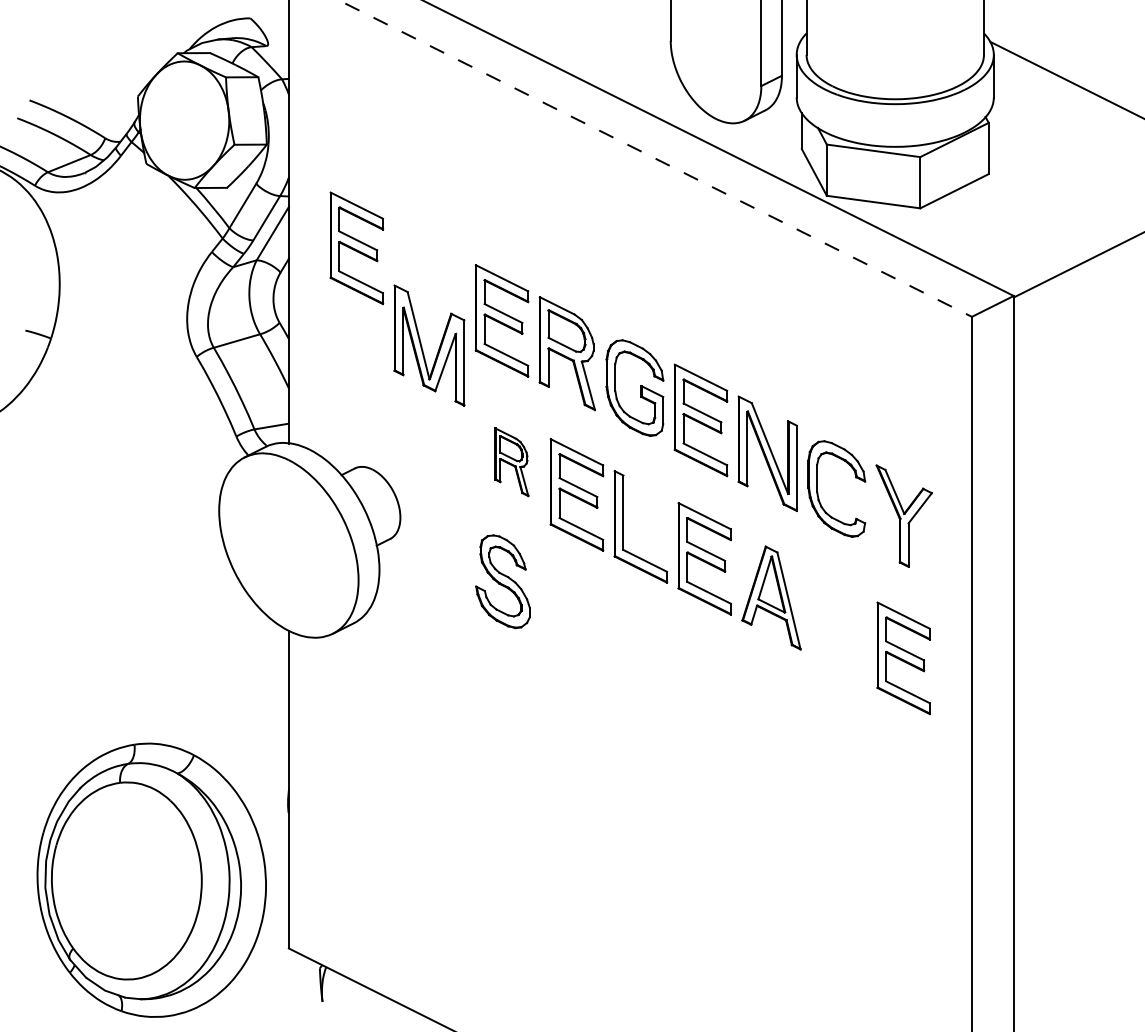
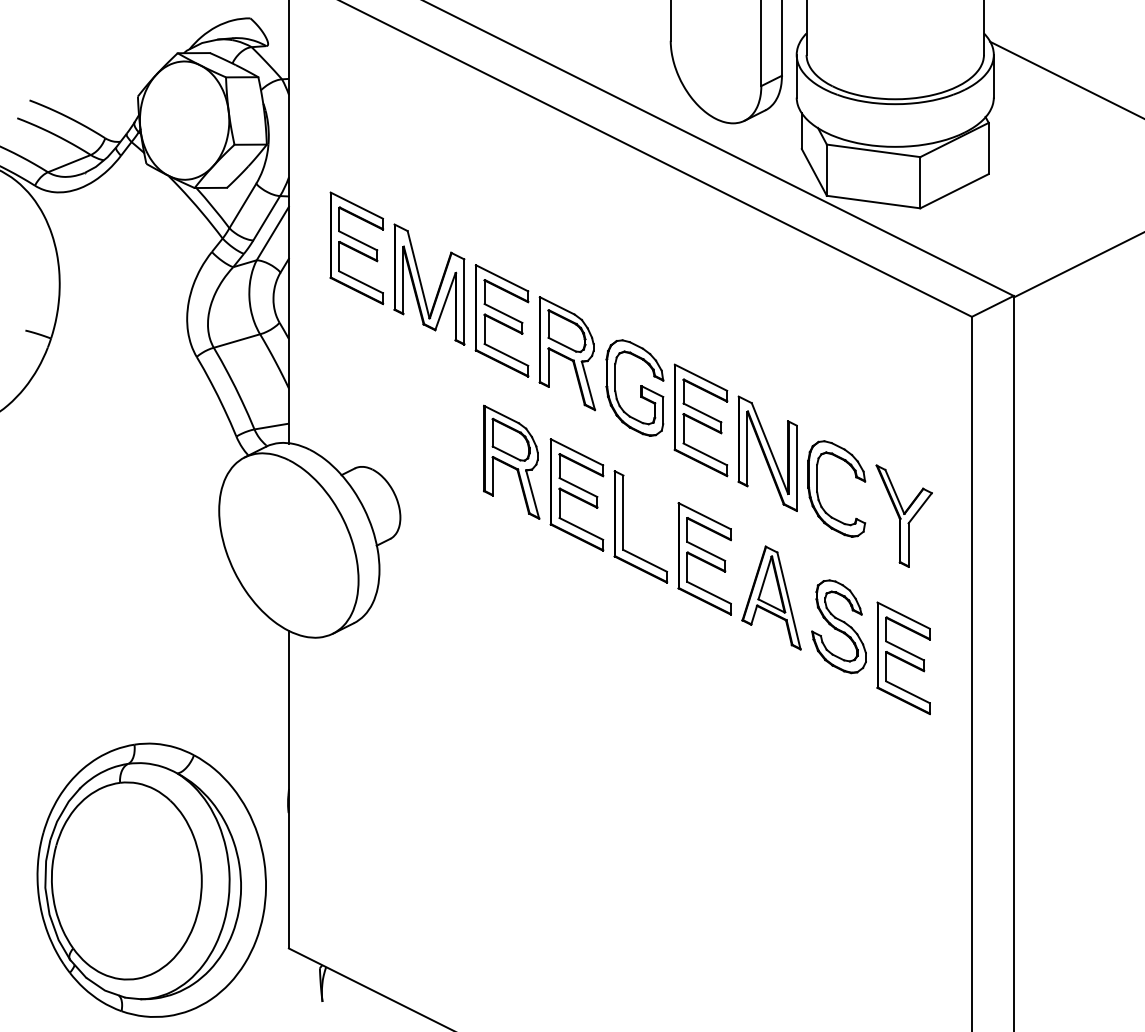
line: dashed -> solid (655, 158)
part position: (422, 346) -> (422, 285) (422, 285)
part size: 36x71 px -> 58x116 px (511, 461)
part position: (502, 581) -> (838, 626) (838, 626)
